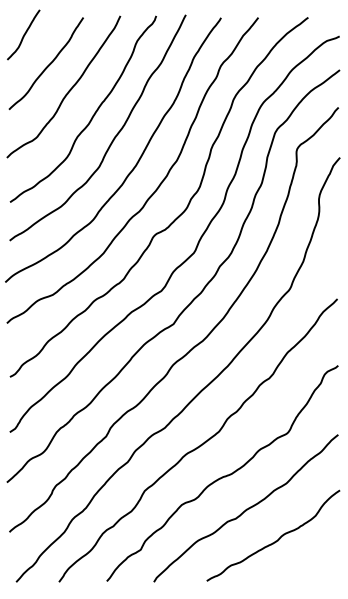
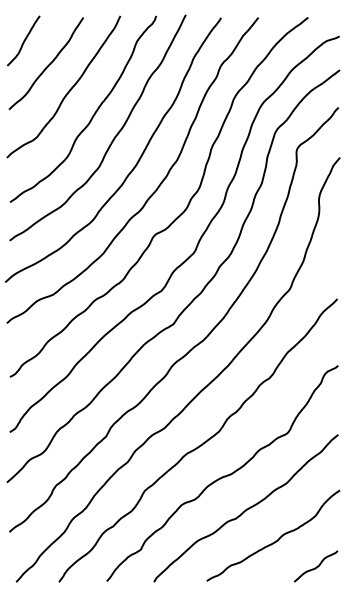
curve position: (23, 34) -> (23, 40) (23, 40)
curve: none -> present (316, 566)
